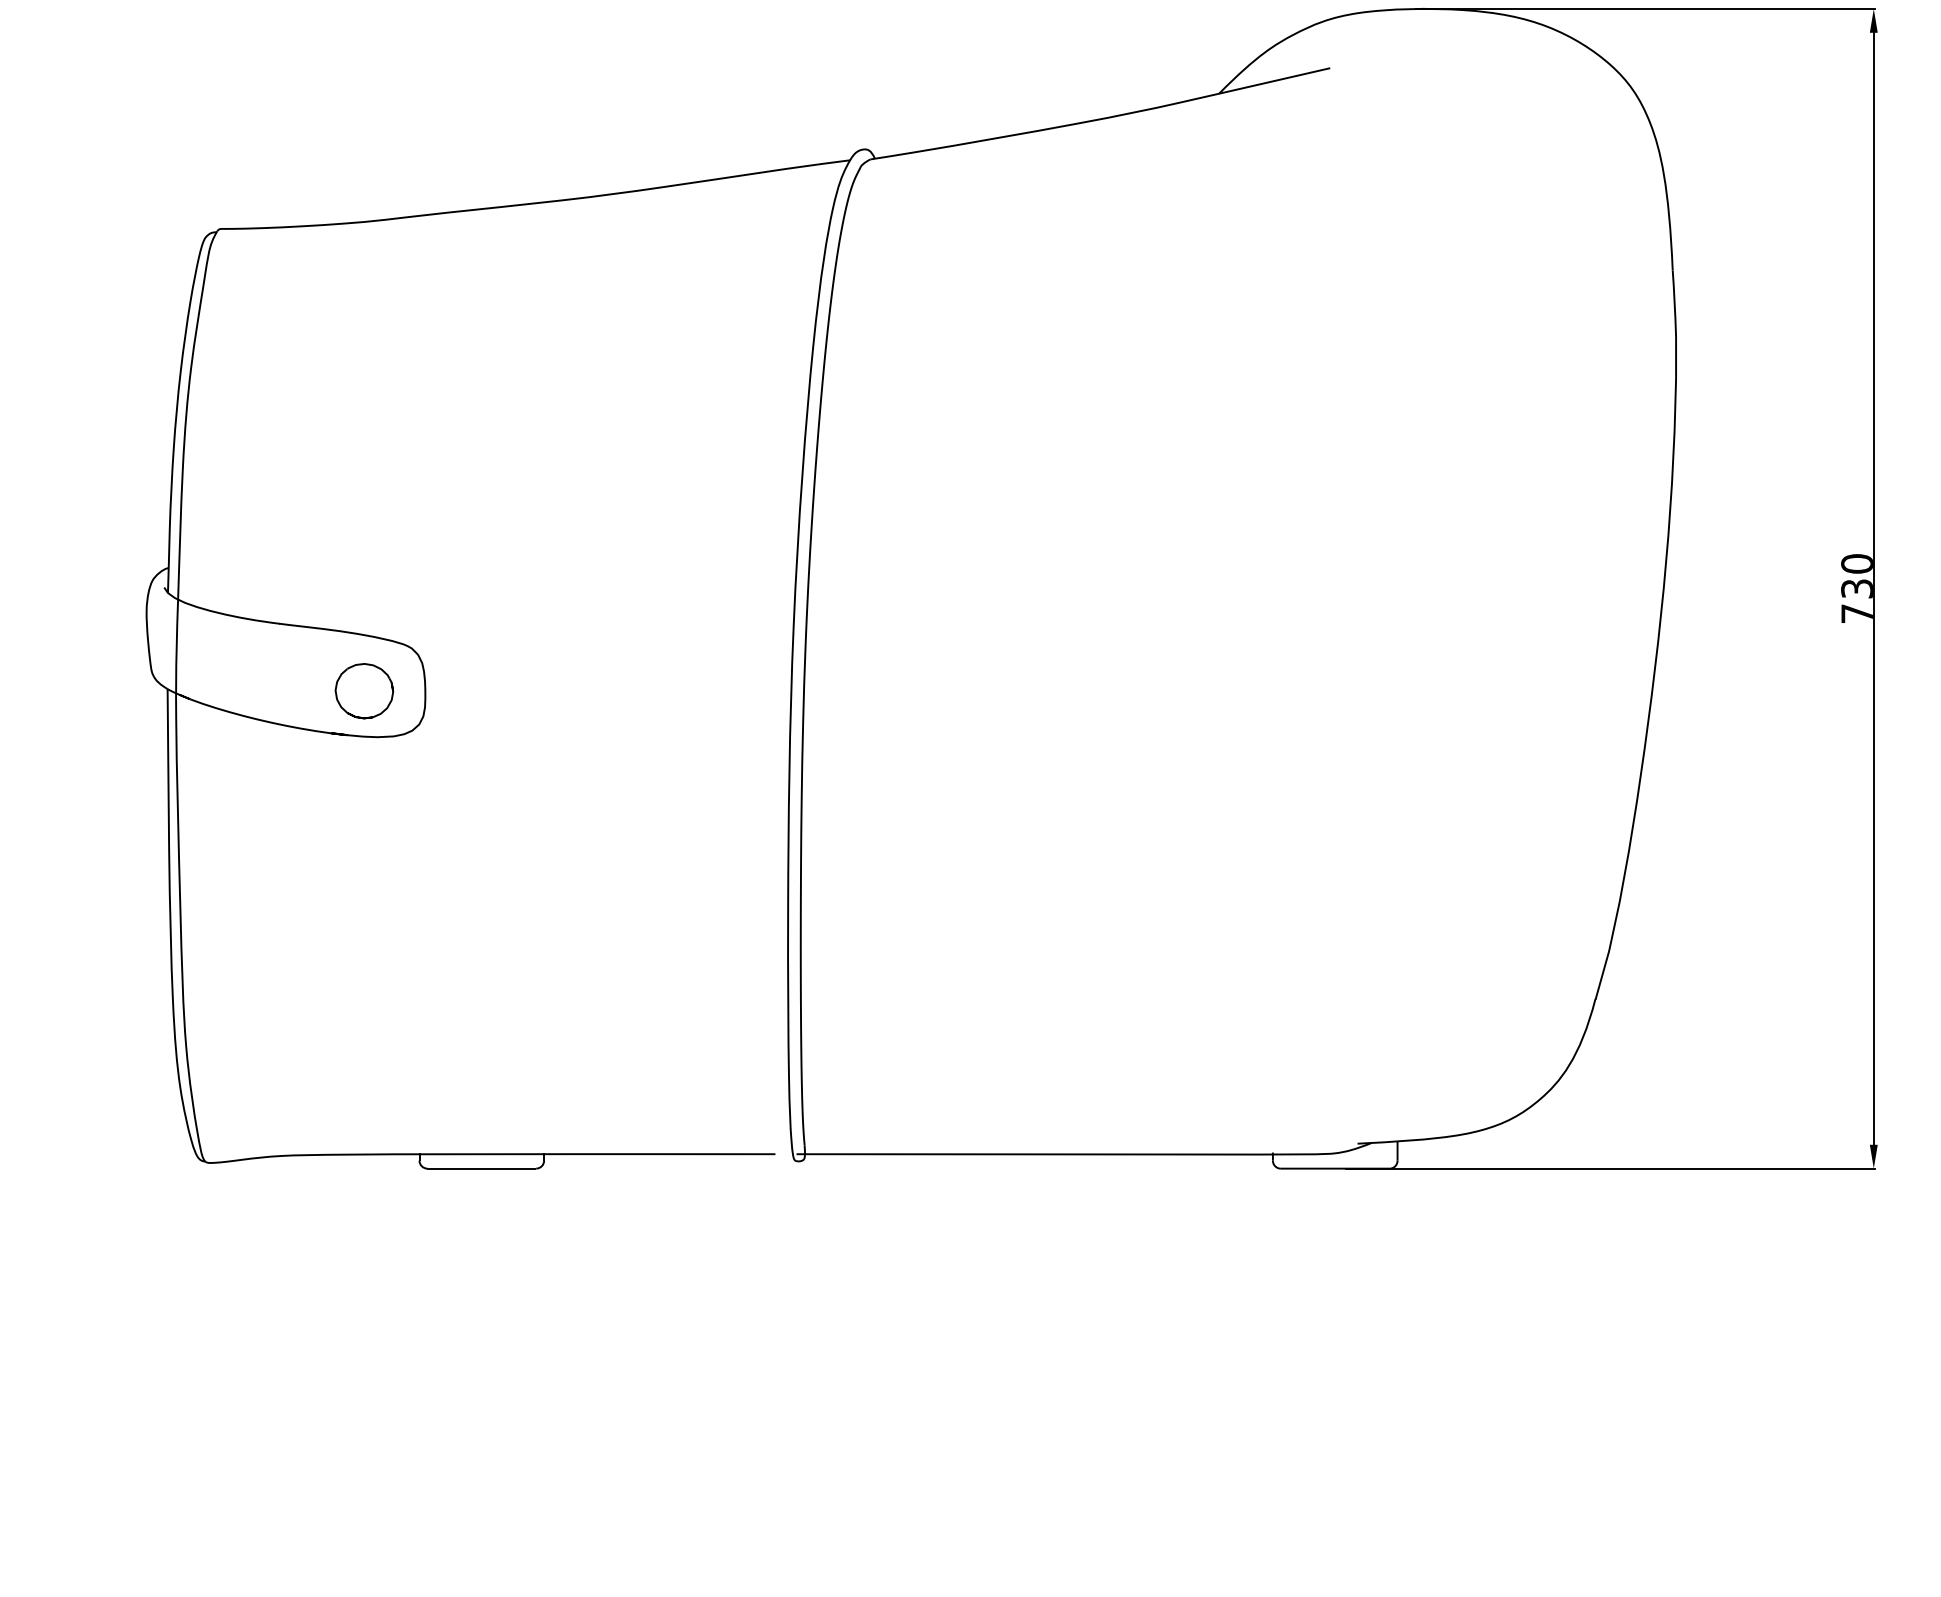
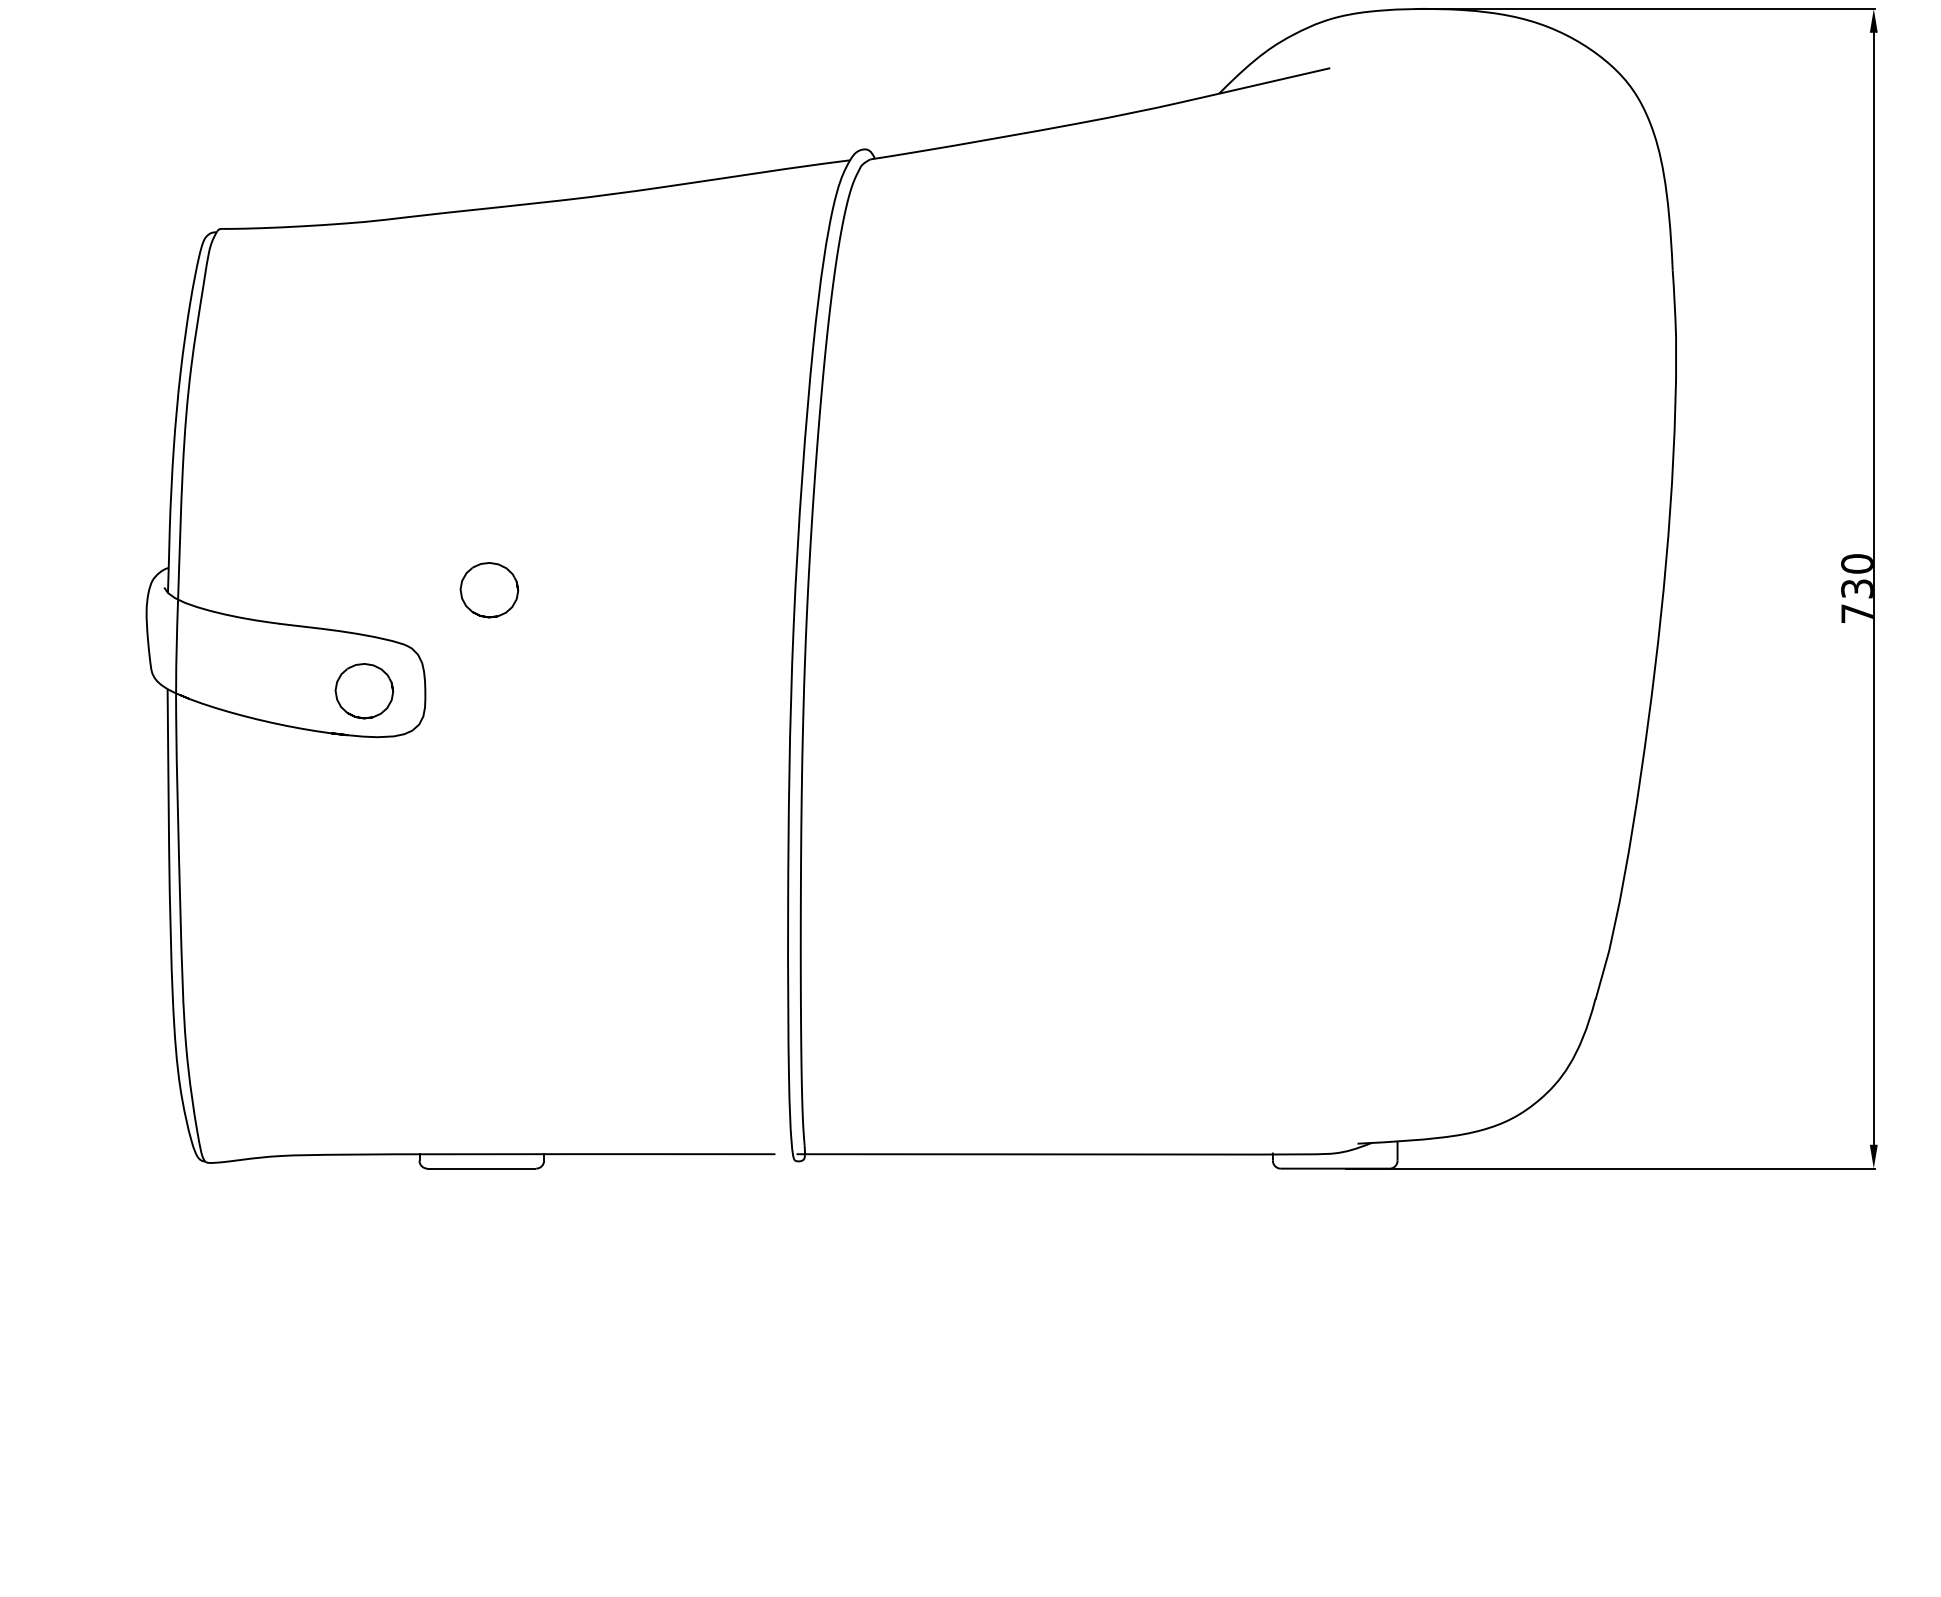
part: none -> present (489, 590)
